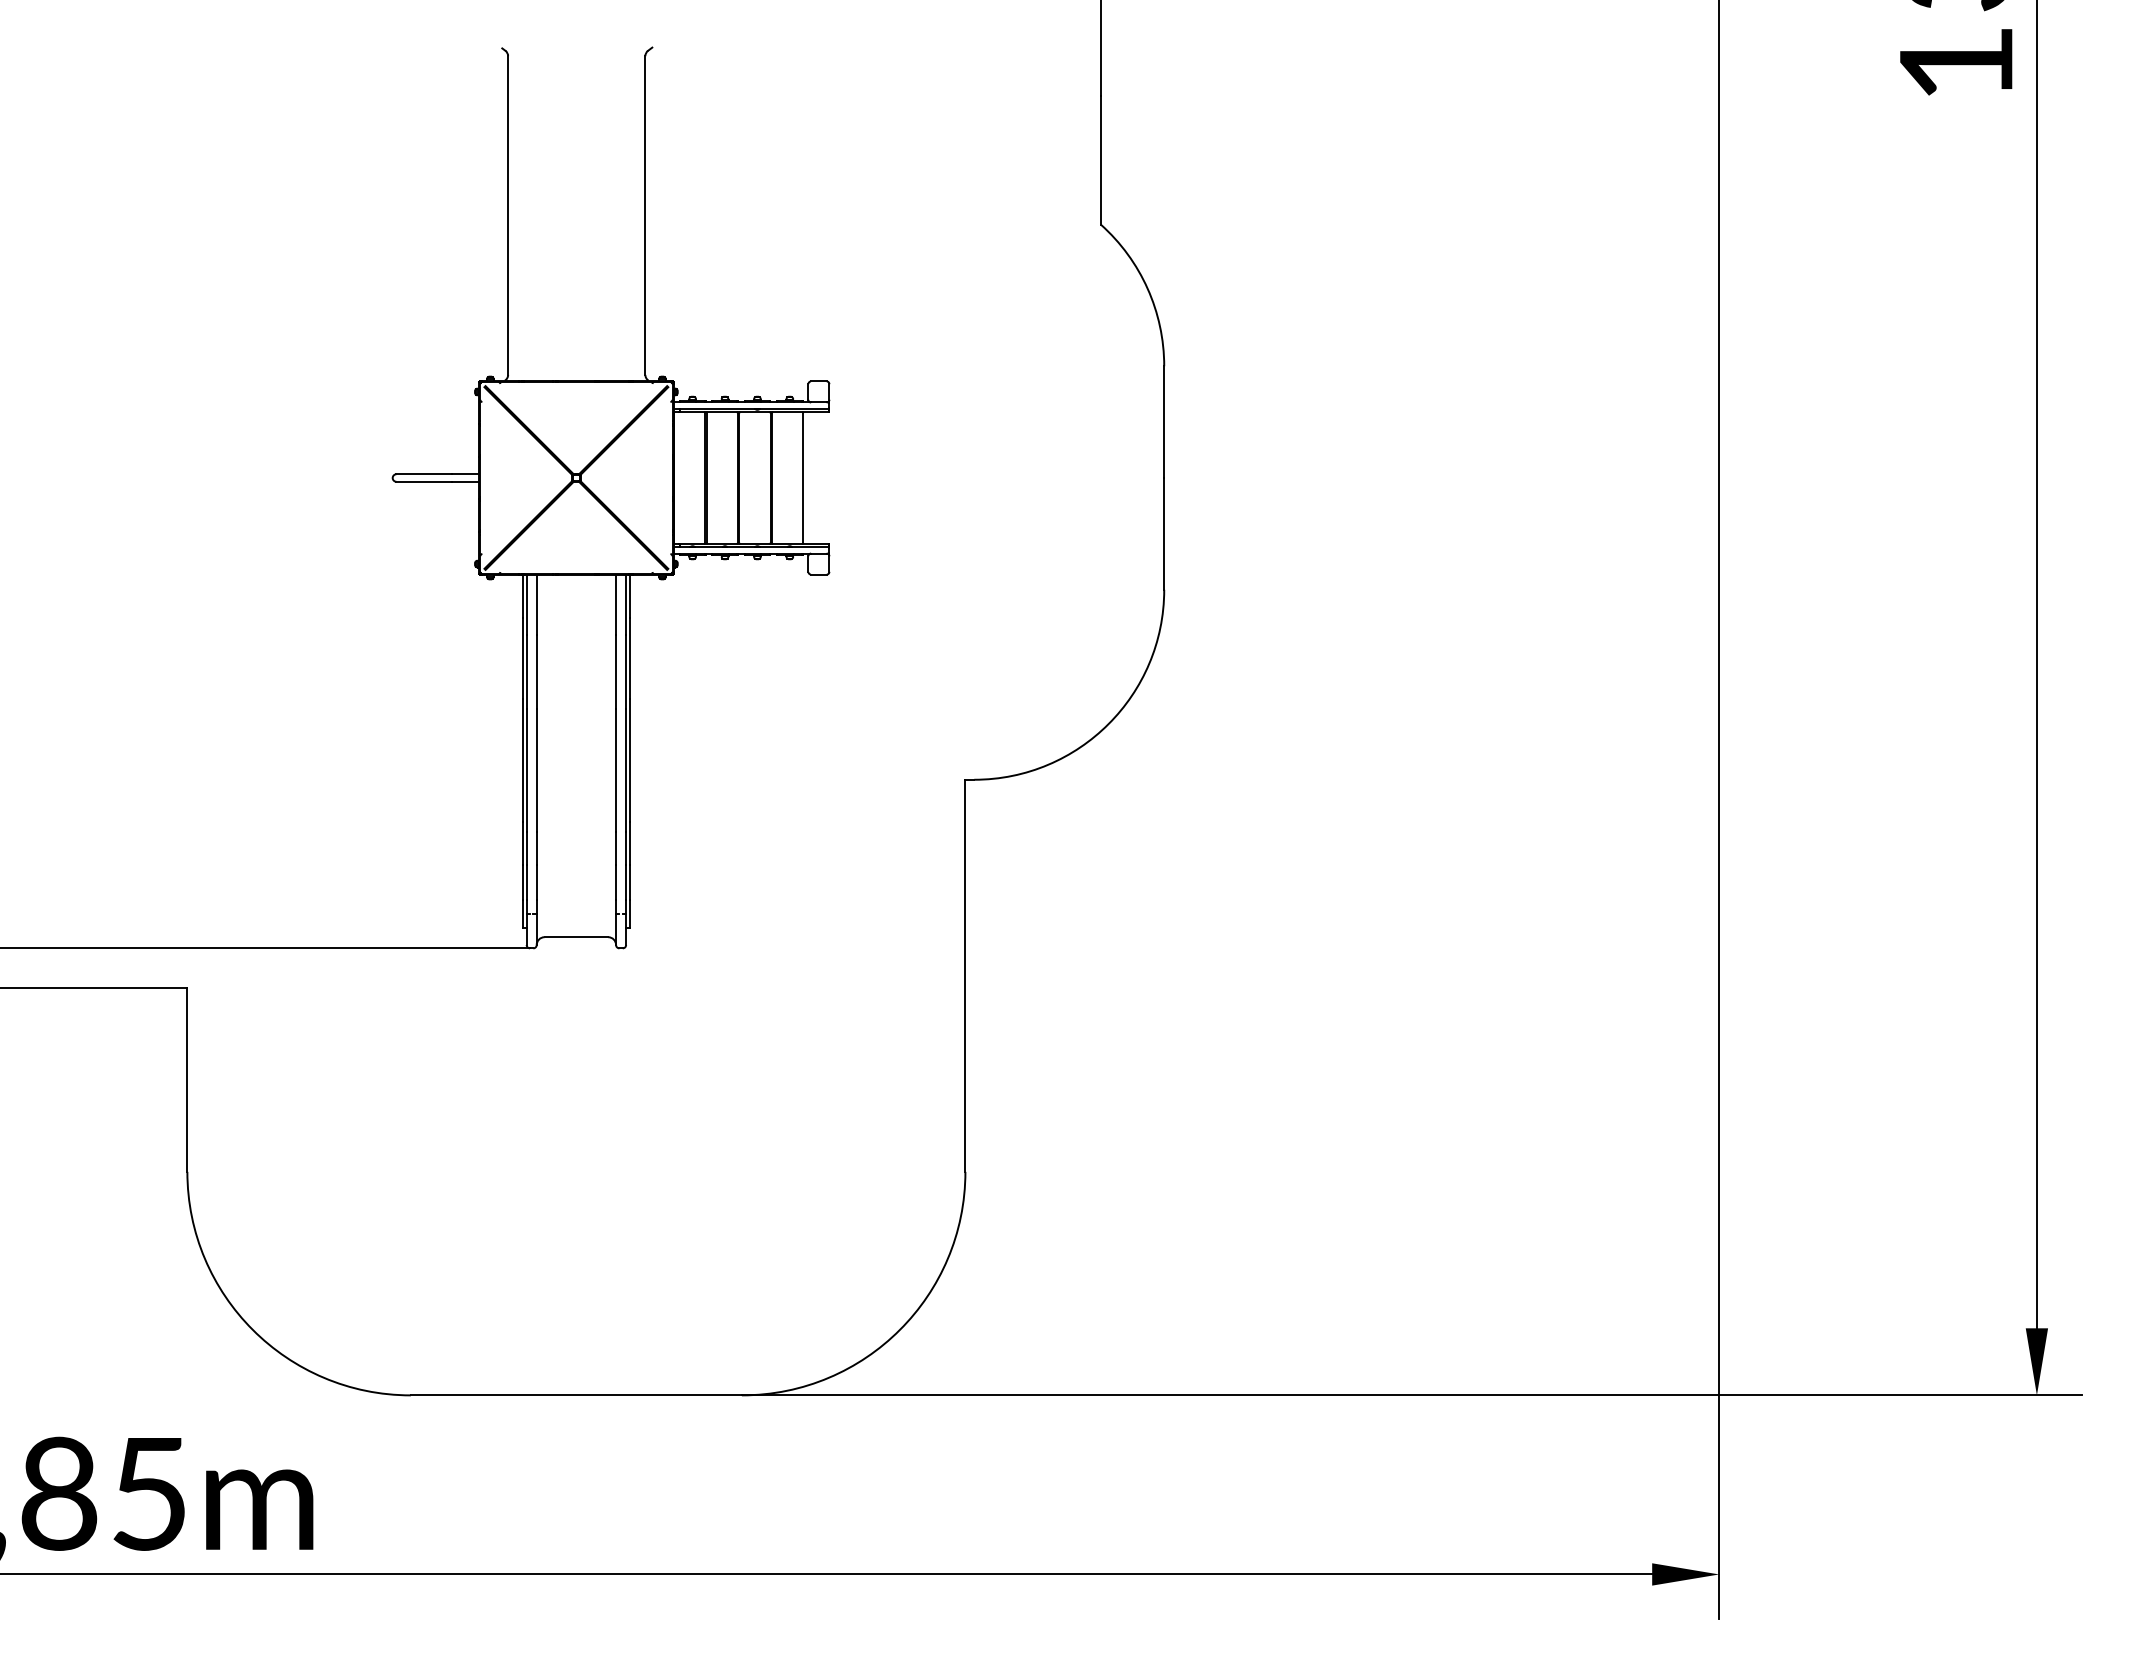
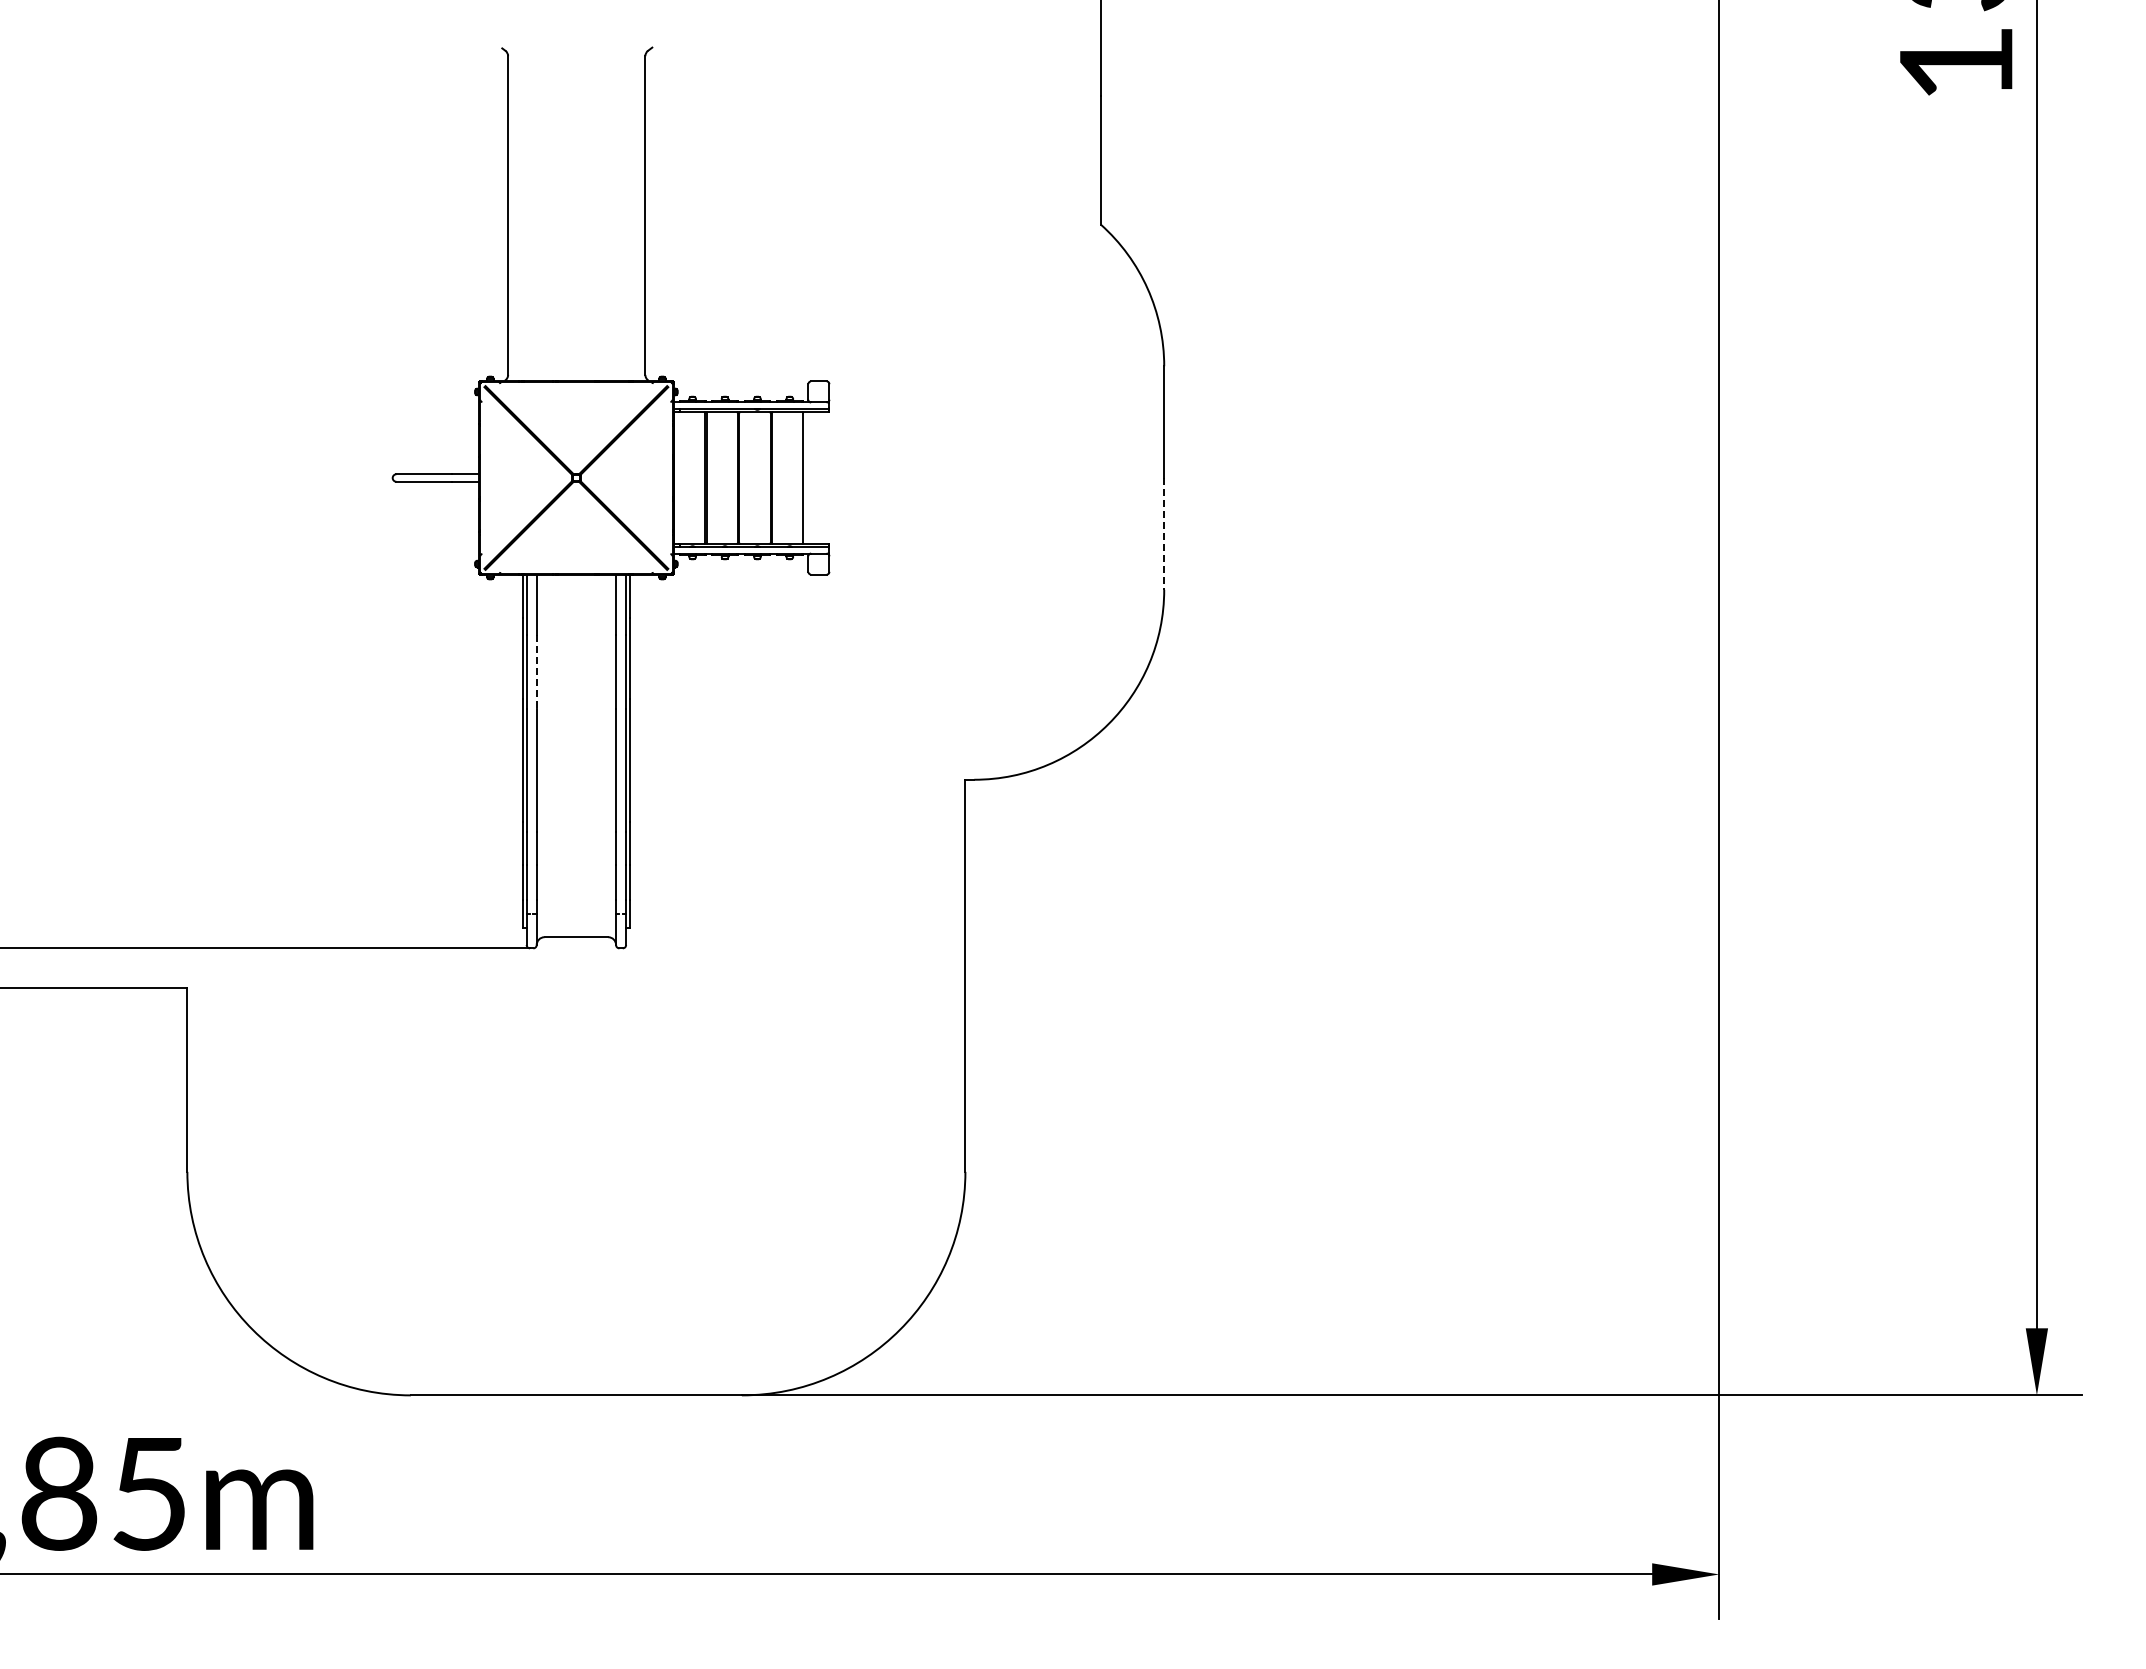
line: solid -> dashed (1164, 533)
line: solid -> dashed (536, 672)
